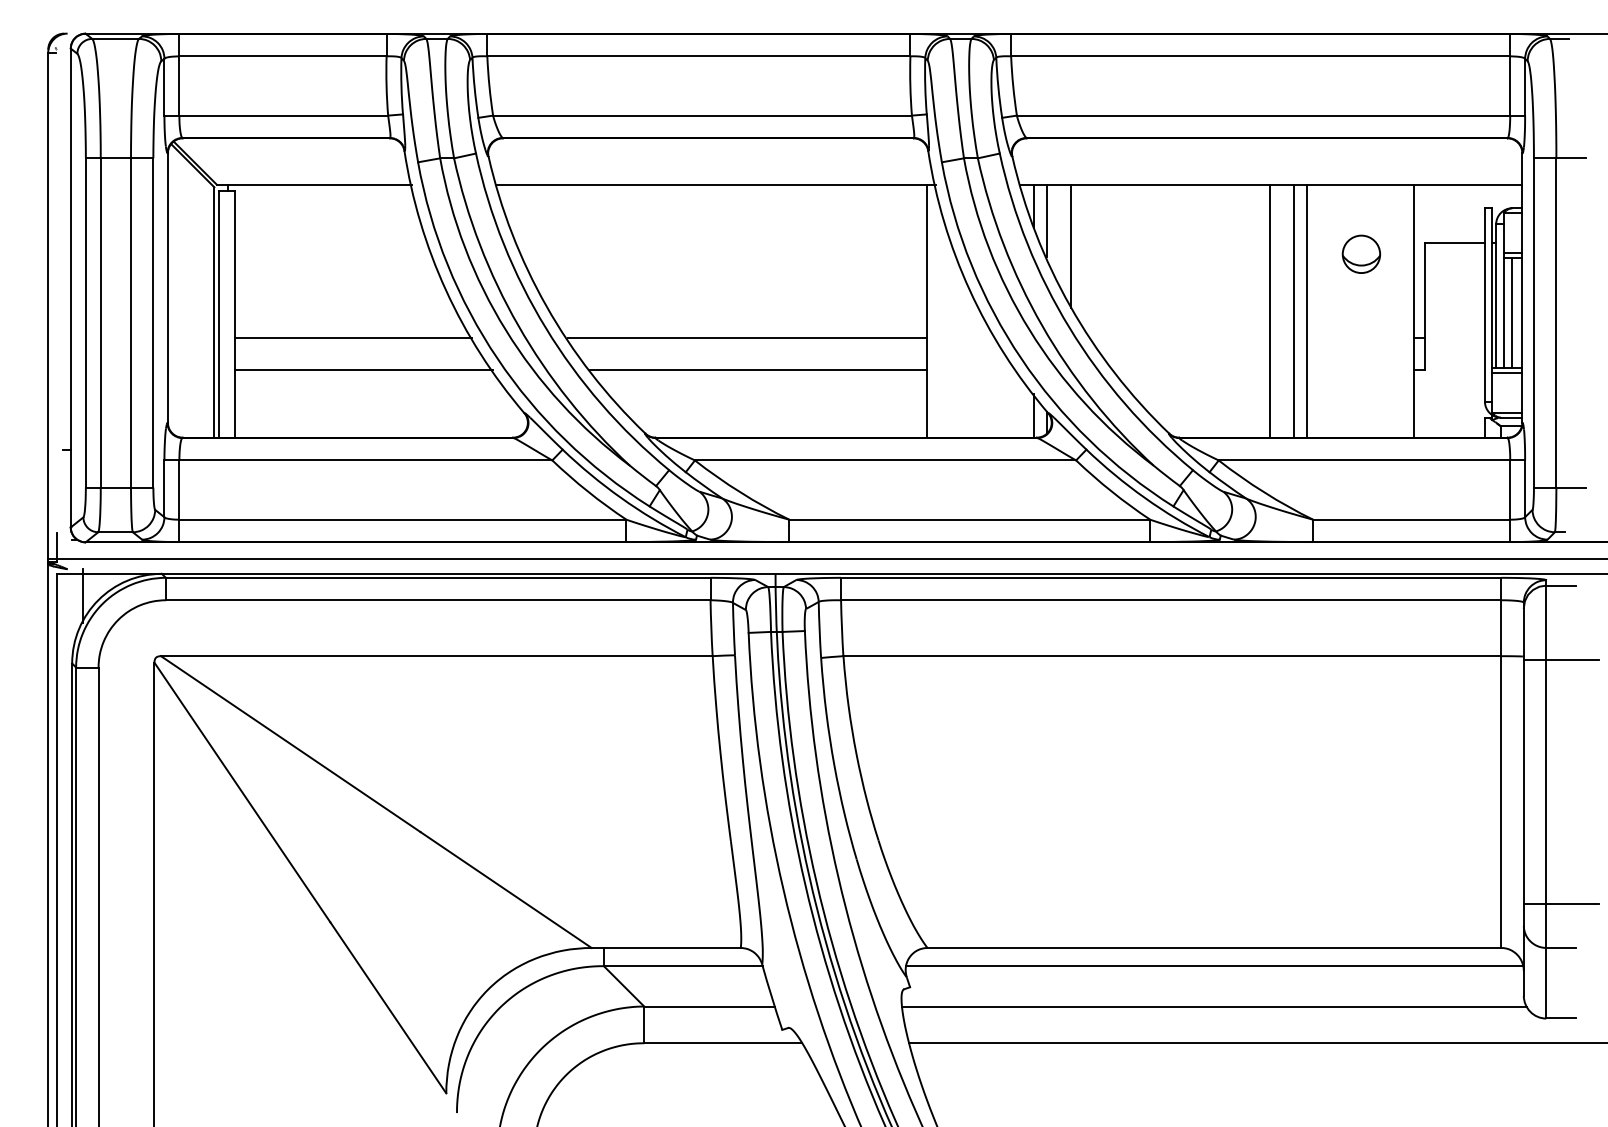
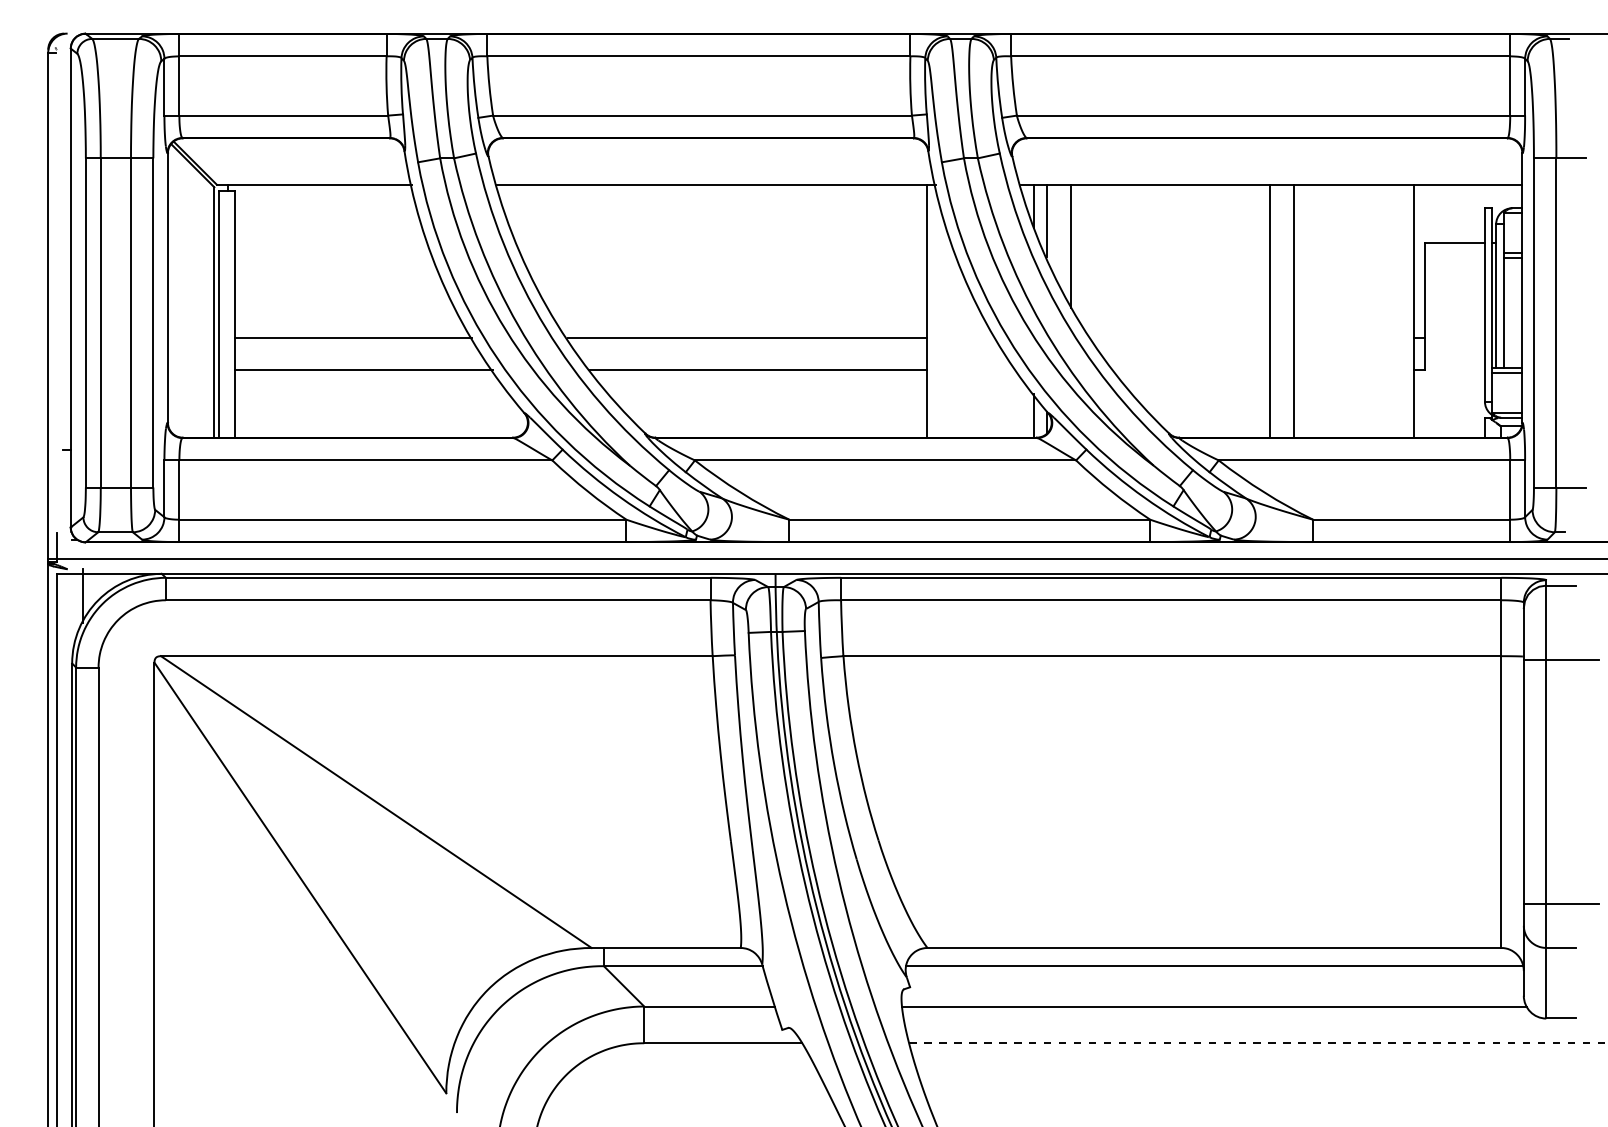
part: present -> none (1361, 253)
line: present -> none (1307, 310)
line: present -> none (1512, 313)
line: solid -> dashed (1258, 1043)
